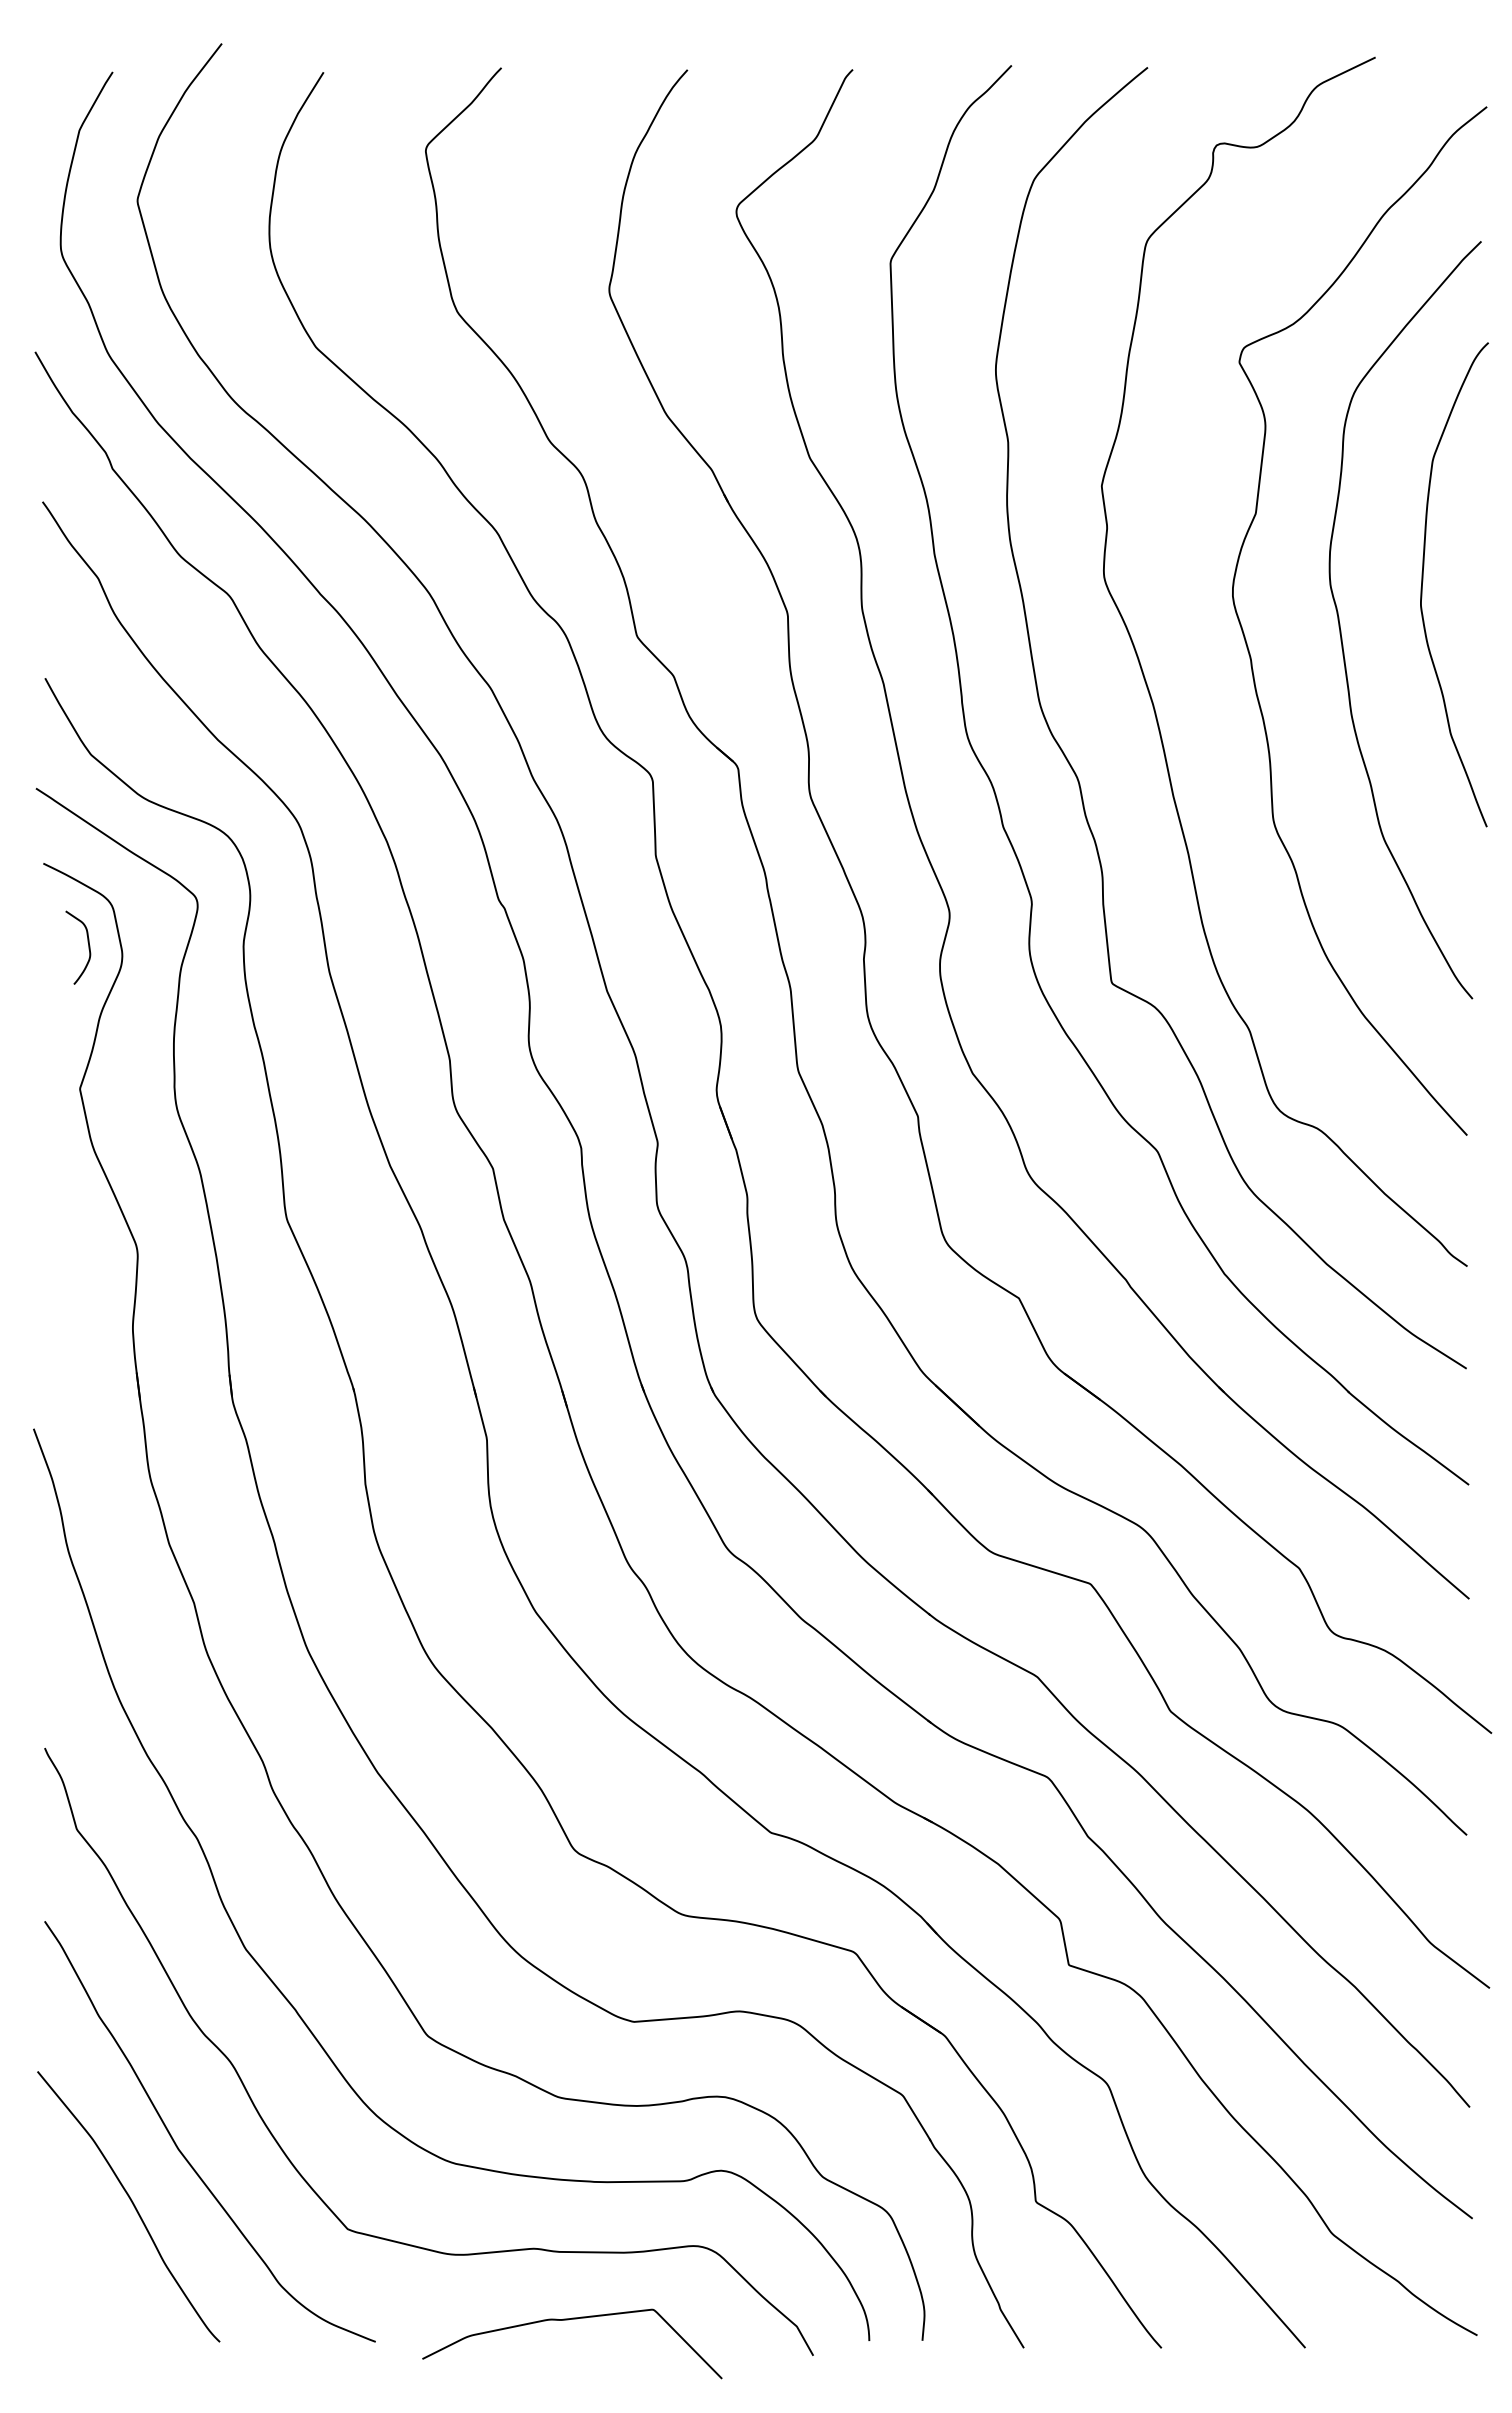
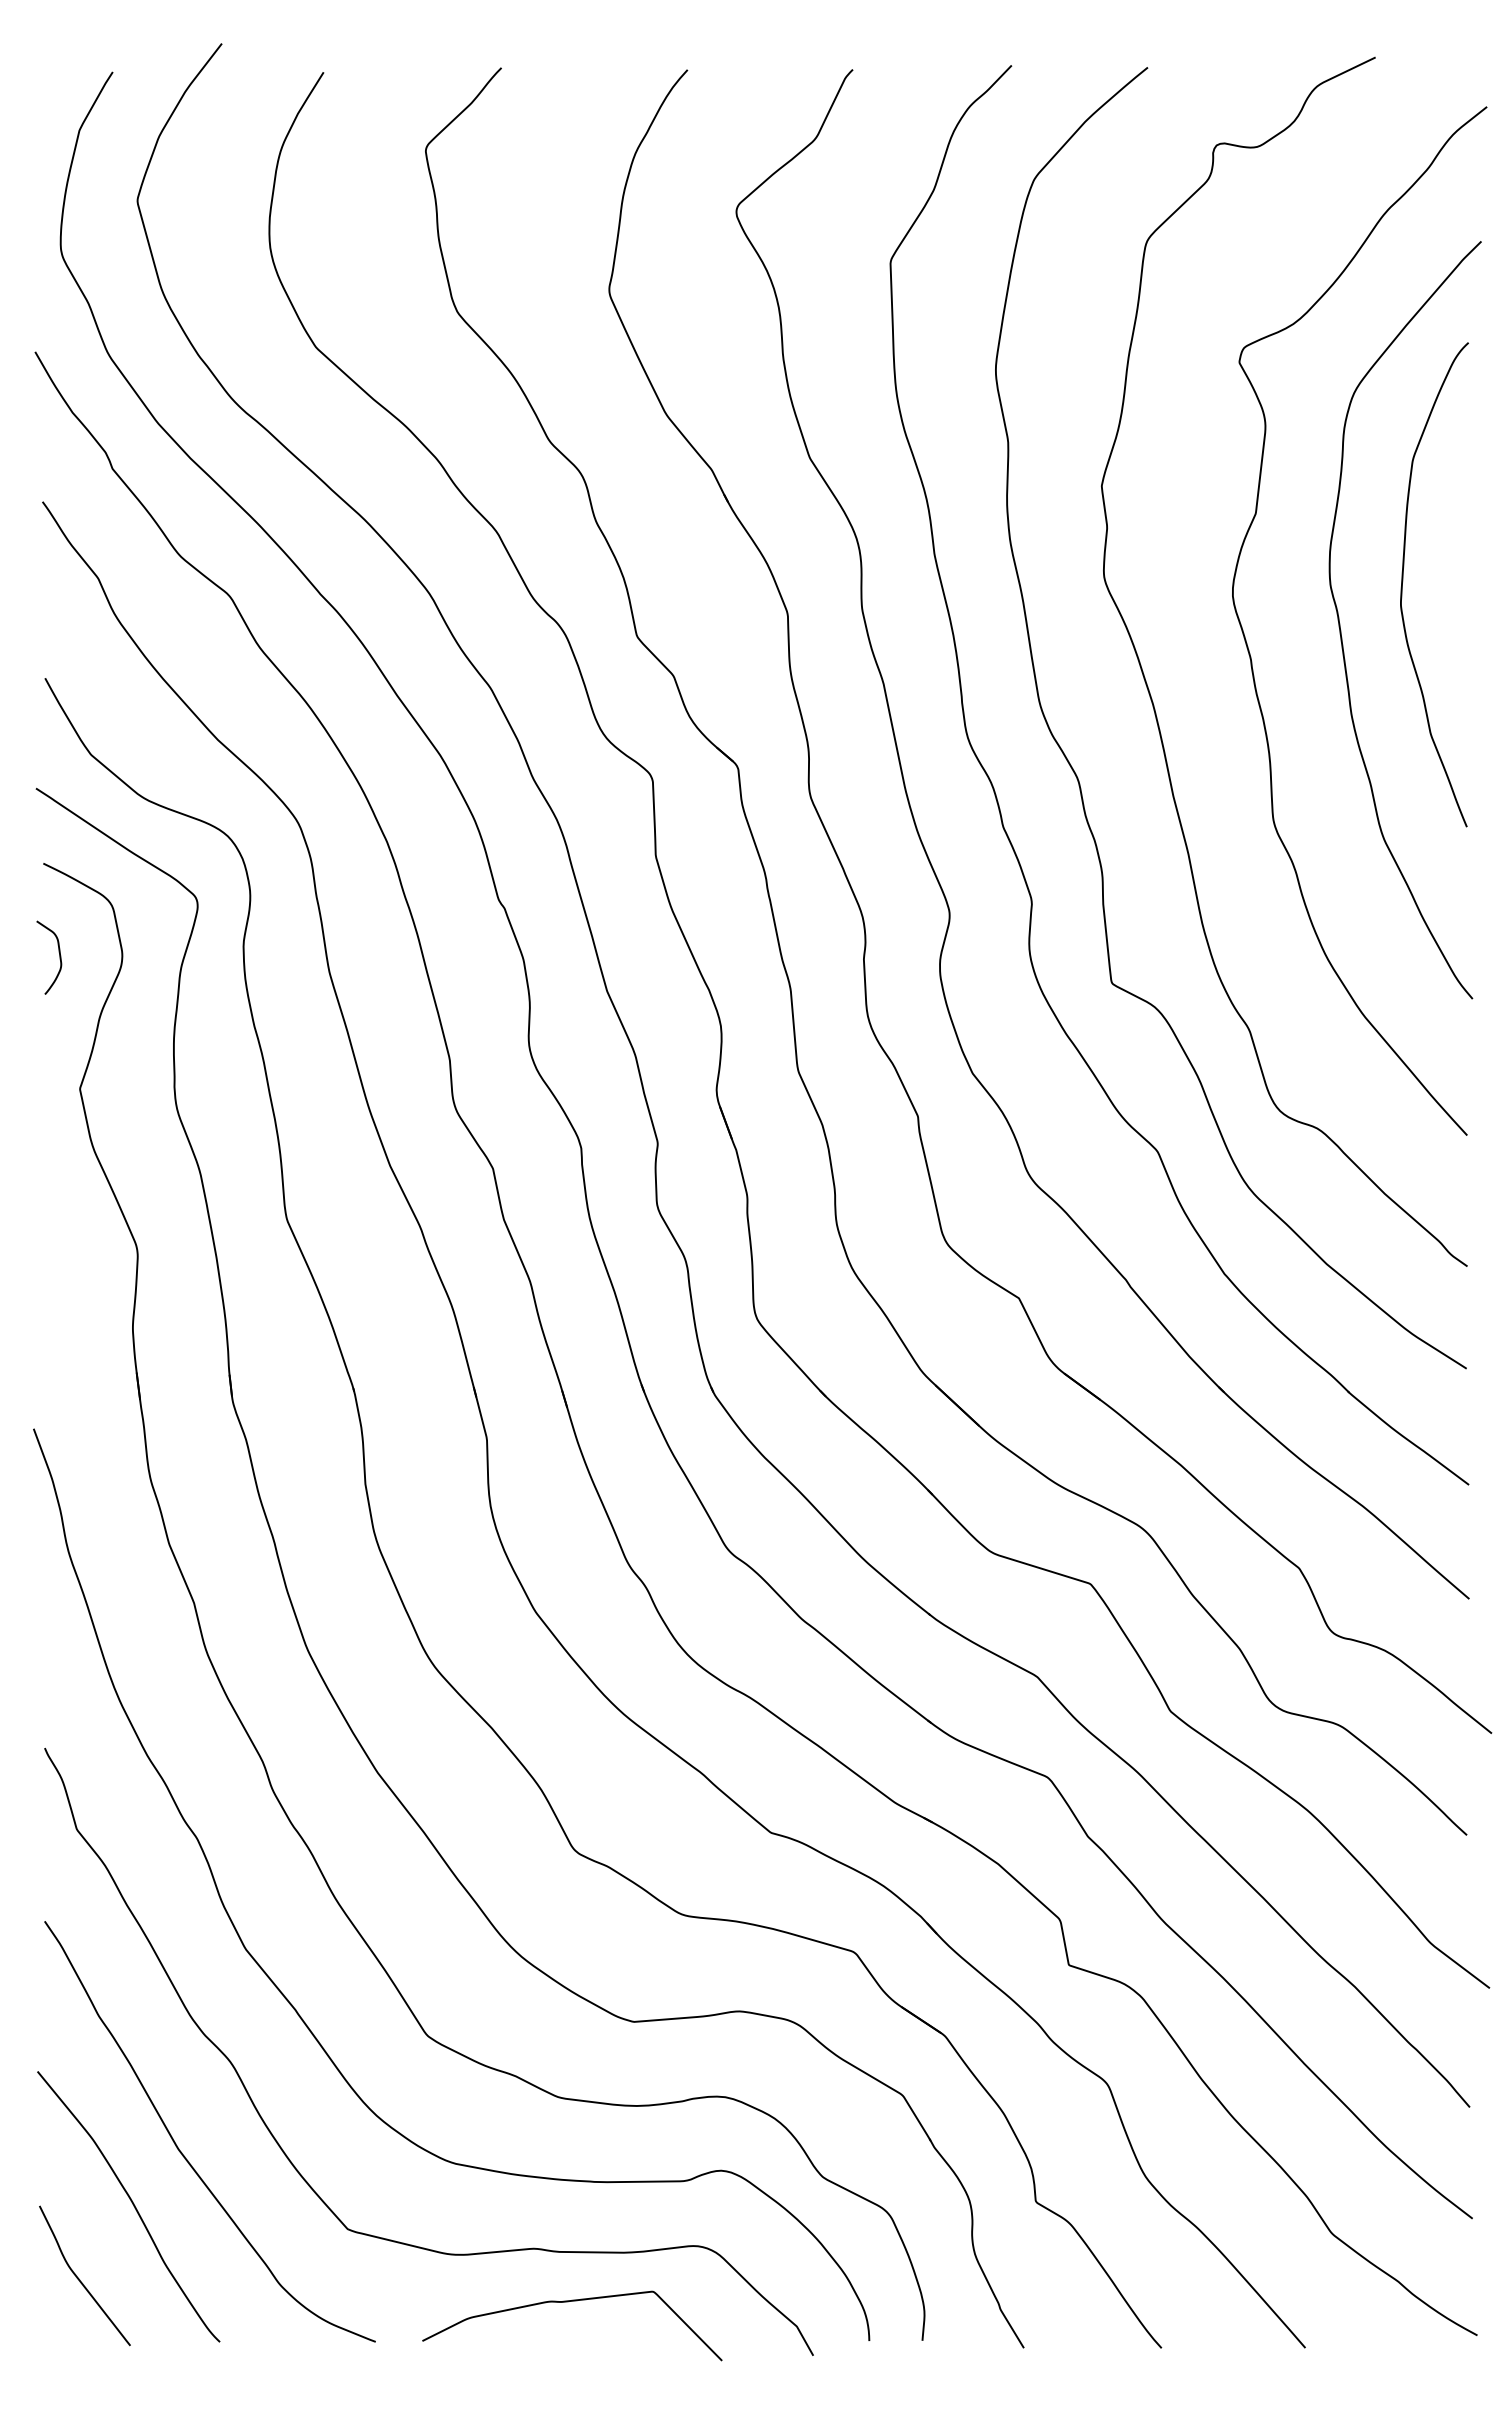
curve position: (1423, 581) -> (1403, 581) (1403, 581)
curve position: (88, 947) -> (59, 957) (59, 957)
curve: none -> present (79, 2278)
curve position: (568, 2320) -> (568, 2302) (568, 2302)
